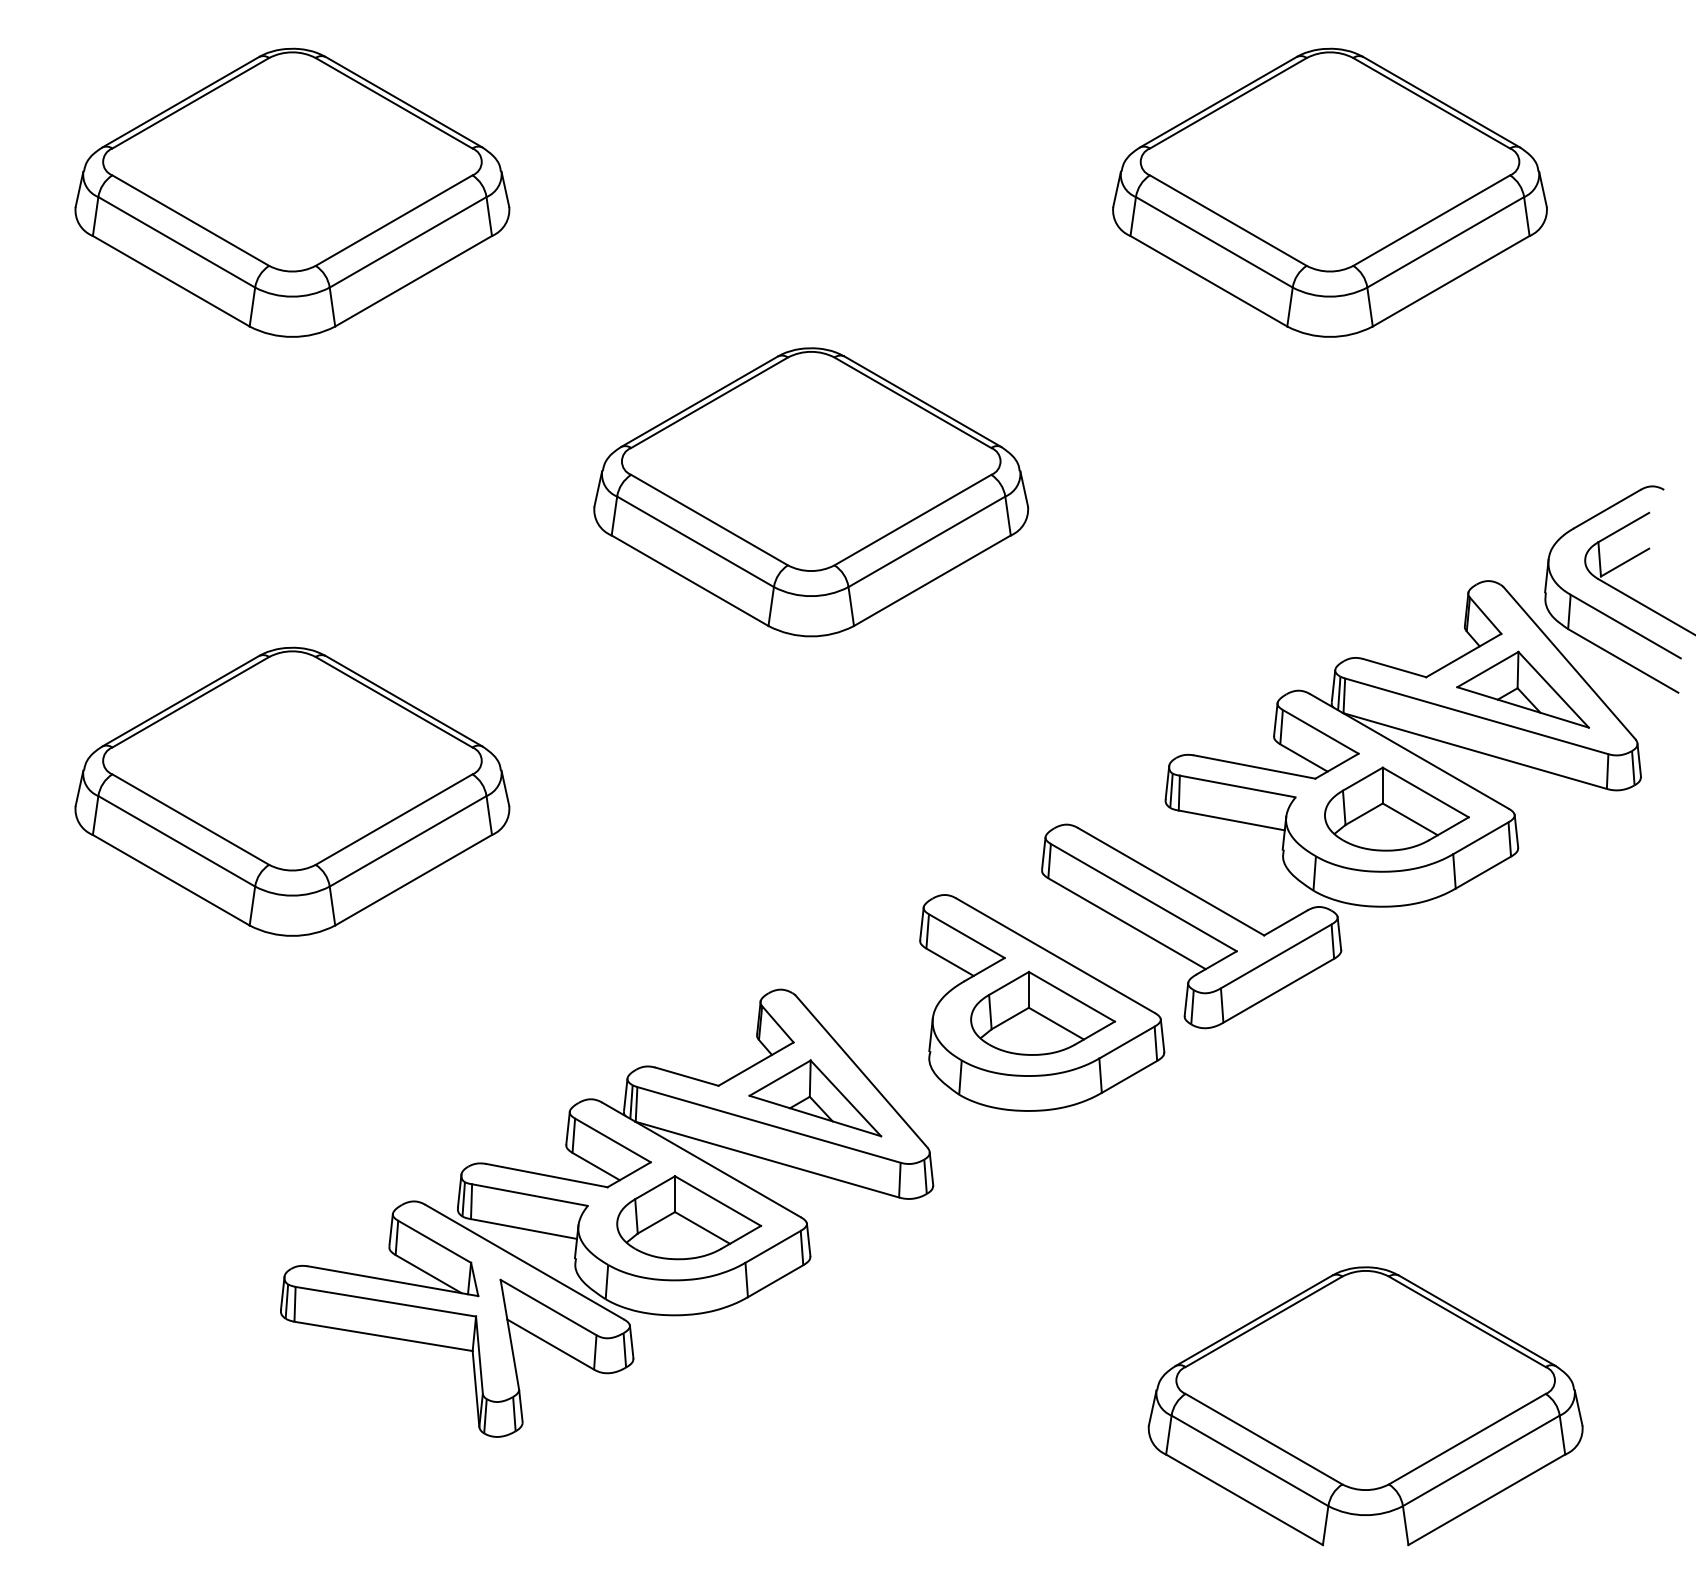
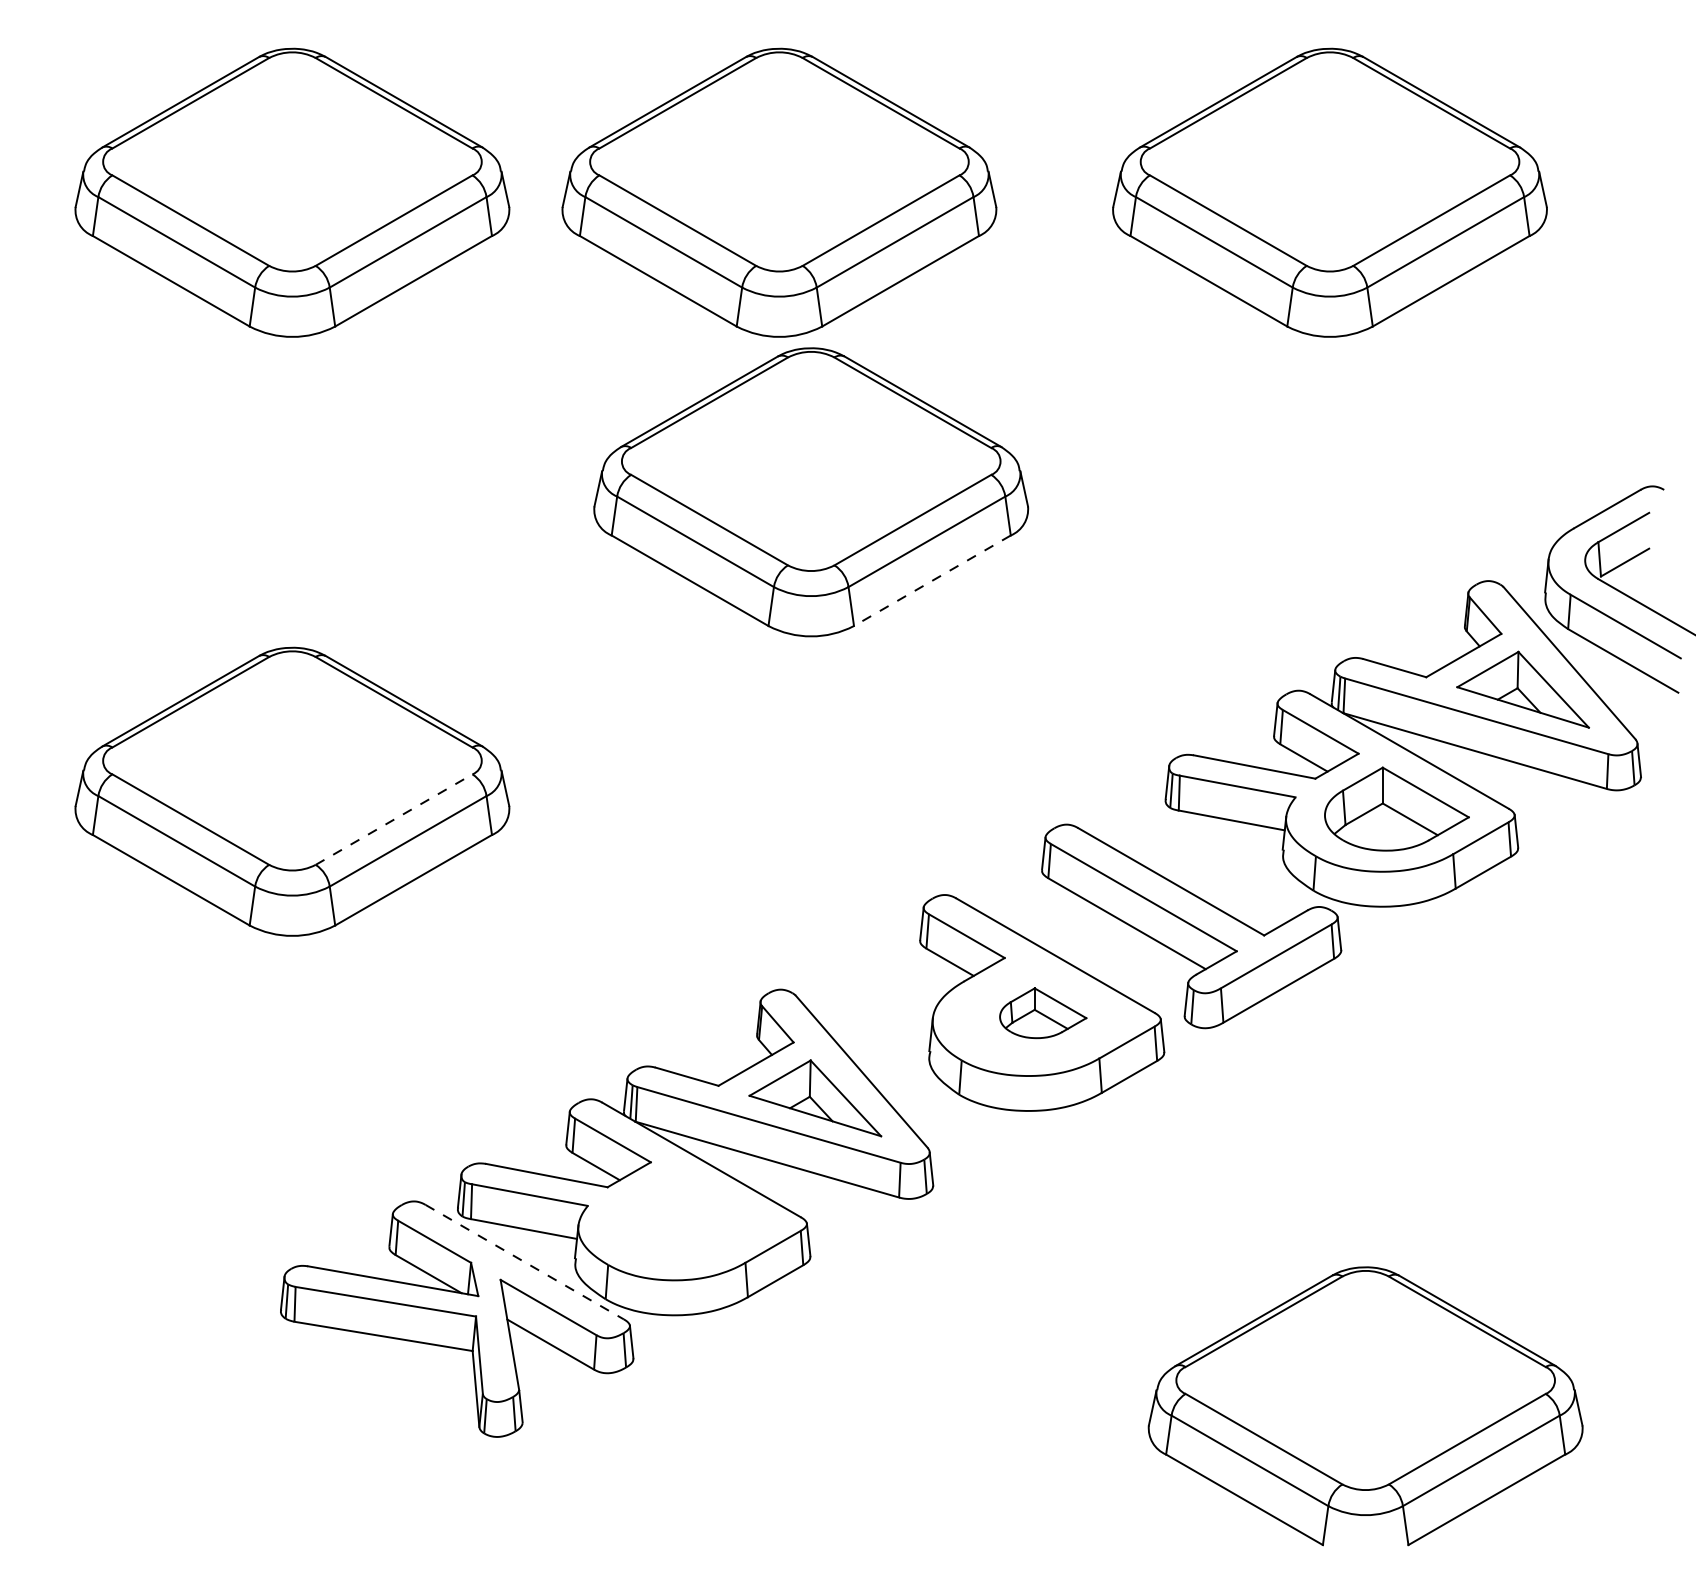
part: none -> present (779, 192)
line: solid -> dashed (932, 580)
line: solid -> dashed (394, 819)
part size: 147x86 px -> 89x53 px (1043, 1013)
part: present -> none (689, 1217)
line: solid -> dashed (525, 1262)
